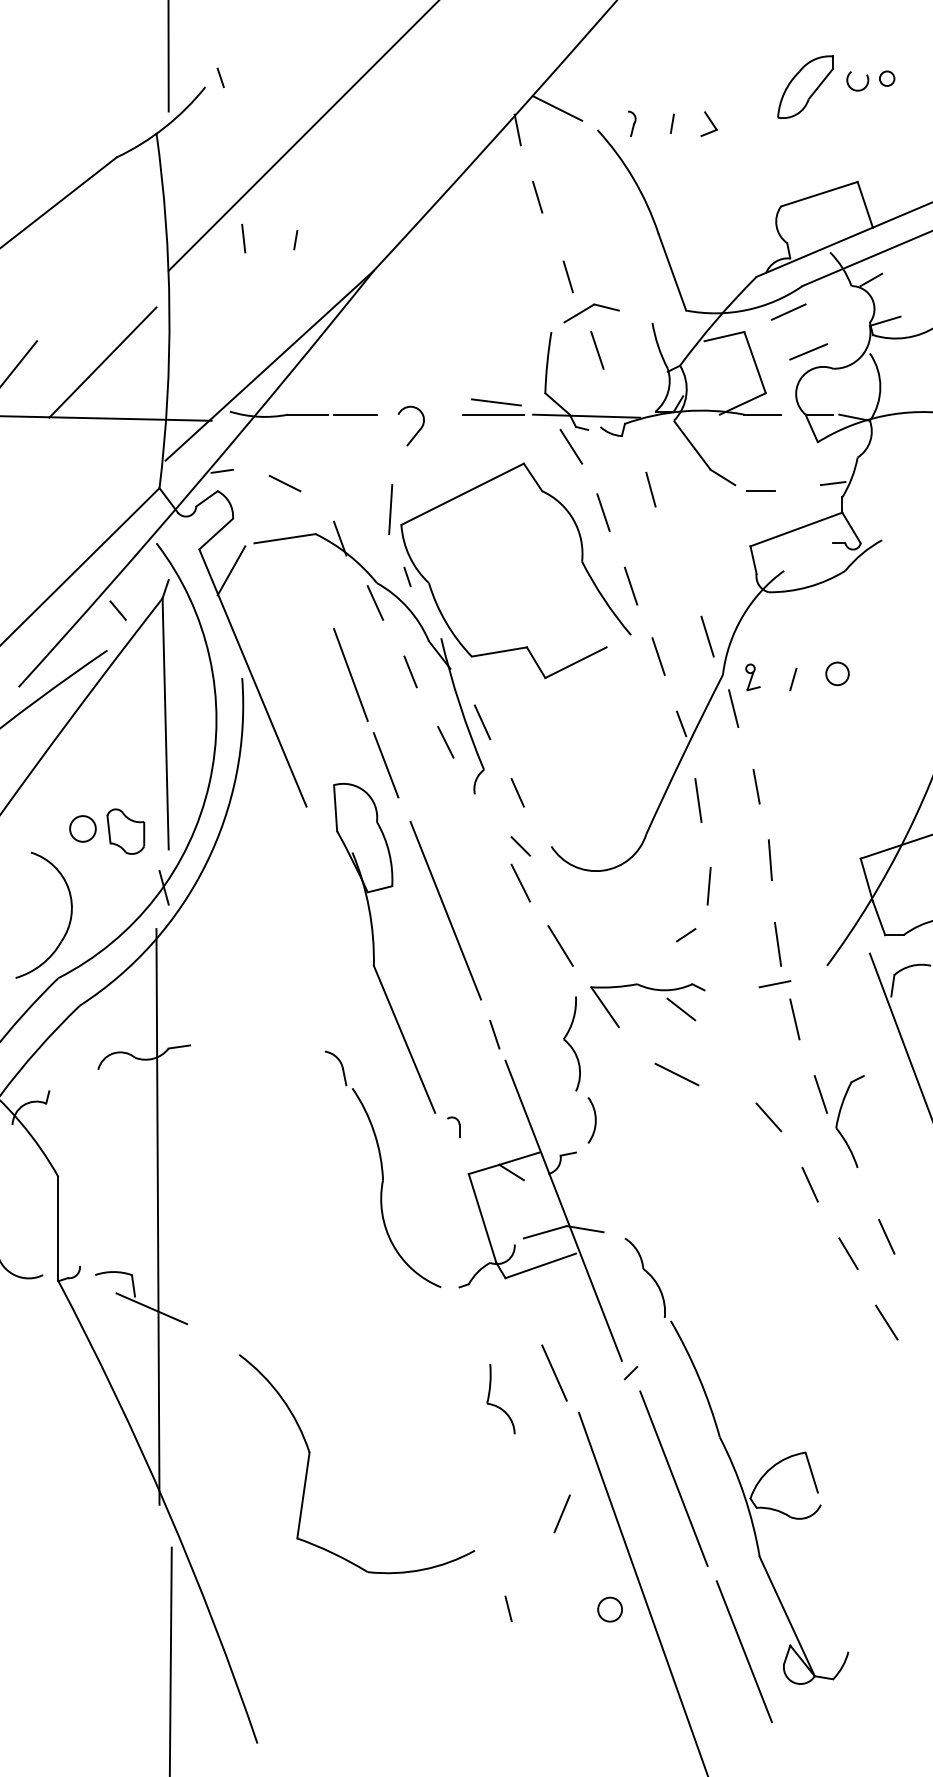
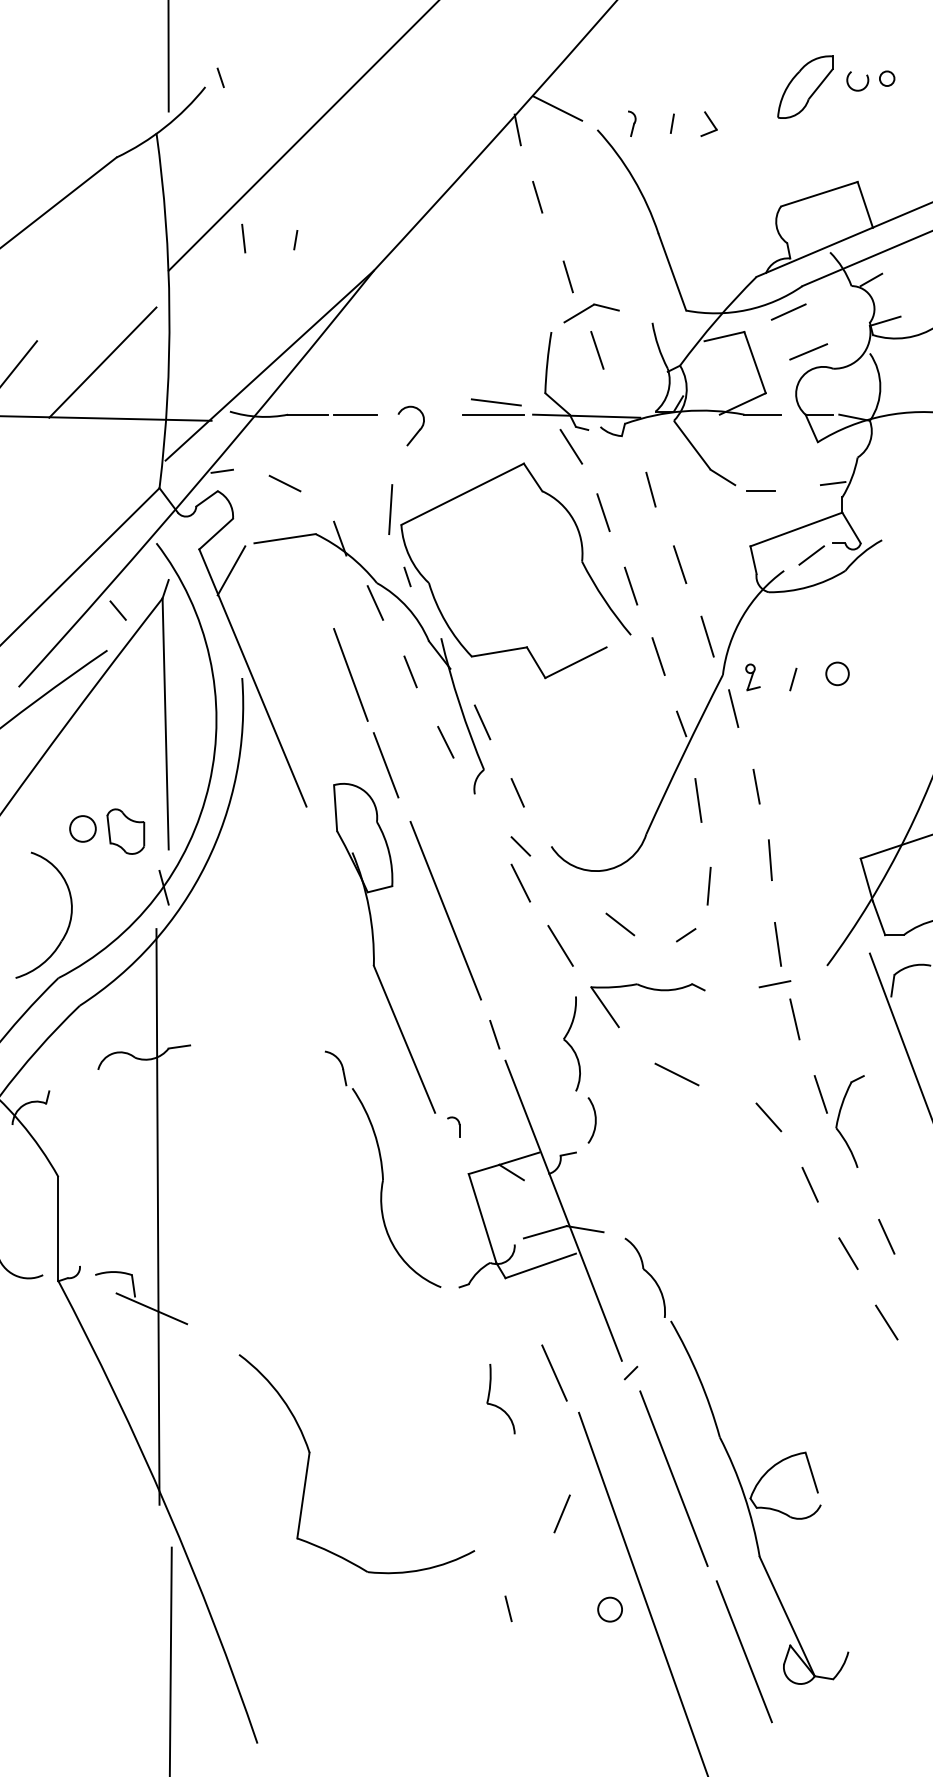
line: none -> present (811, 555)
line: none -> present (679, 564)
line position: (681, 1009) -> (620, 924) (620, 924)
